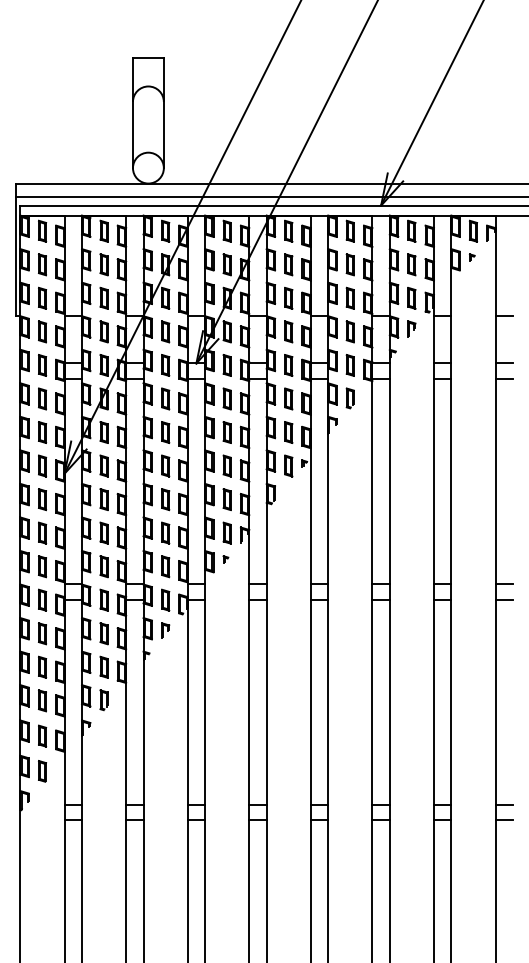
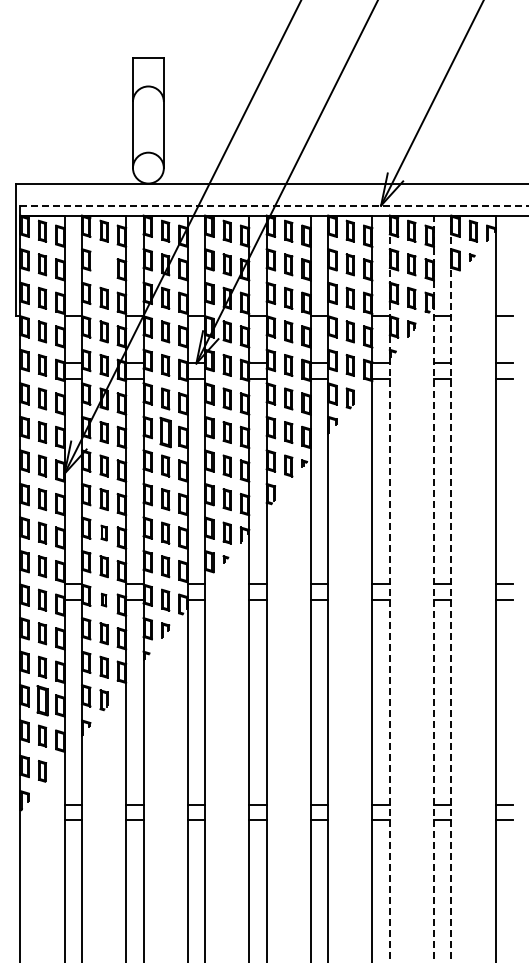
line: present -> none (270, 196)
line: solid -> dashed (274, 205)
part: present -> none (103, 264)
part size: 10x23 px -> 13x33 px (165, 432)
part size: 10x24 px -> 8x18 px (103, 532)
line: solid -> dashed (389, 588)
line: solid -> dashed (433, 588)
line: solid -> dashed (451, 588)
part size: 10x24 px -> 8x16 px (103, 599)
part size: 9x24 px -> 13x32 px (42, 700)
